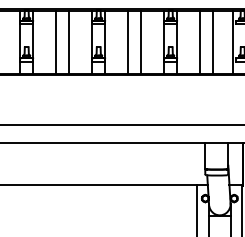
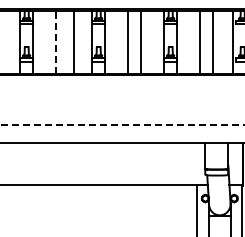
line position: (69, 41) -> (74, 41) (74, 41)
line: solid -> dashed (56, 42)
line: solid -> dashed (122, 124)
